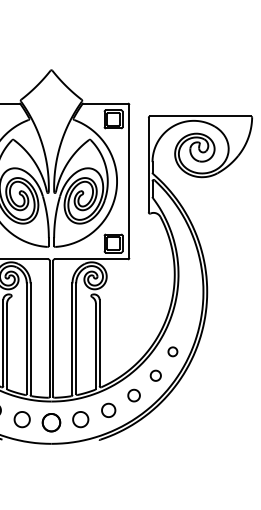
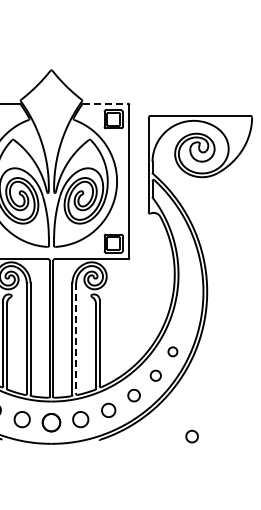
line: solid -> dashed (106, 103)
line: solid -> dashed (76, 339)
part: none -> present (191, 436)
